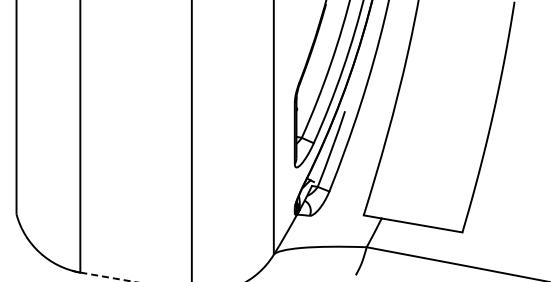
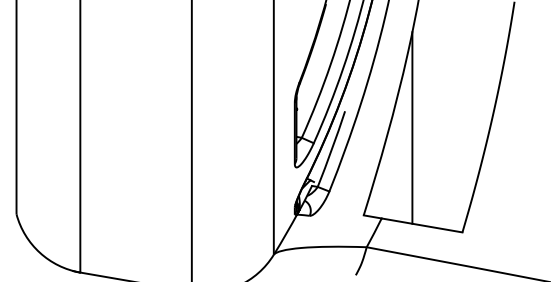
line: none -> present (412, 127)
line: dashed -> solid (107, 277)
